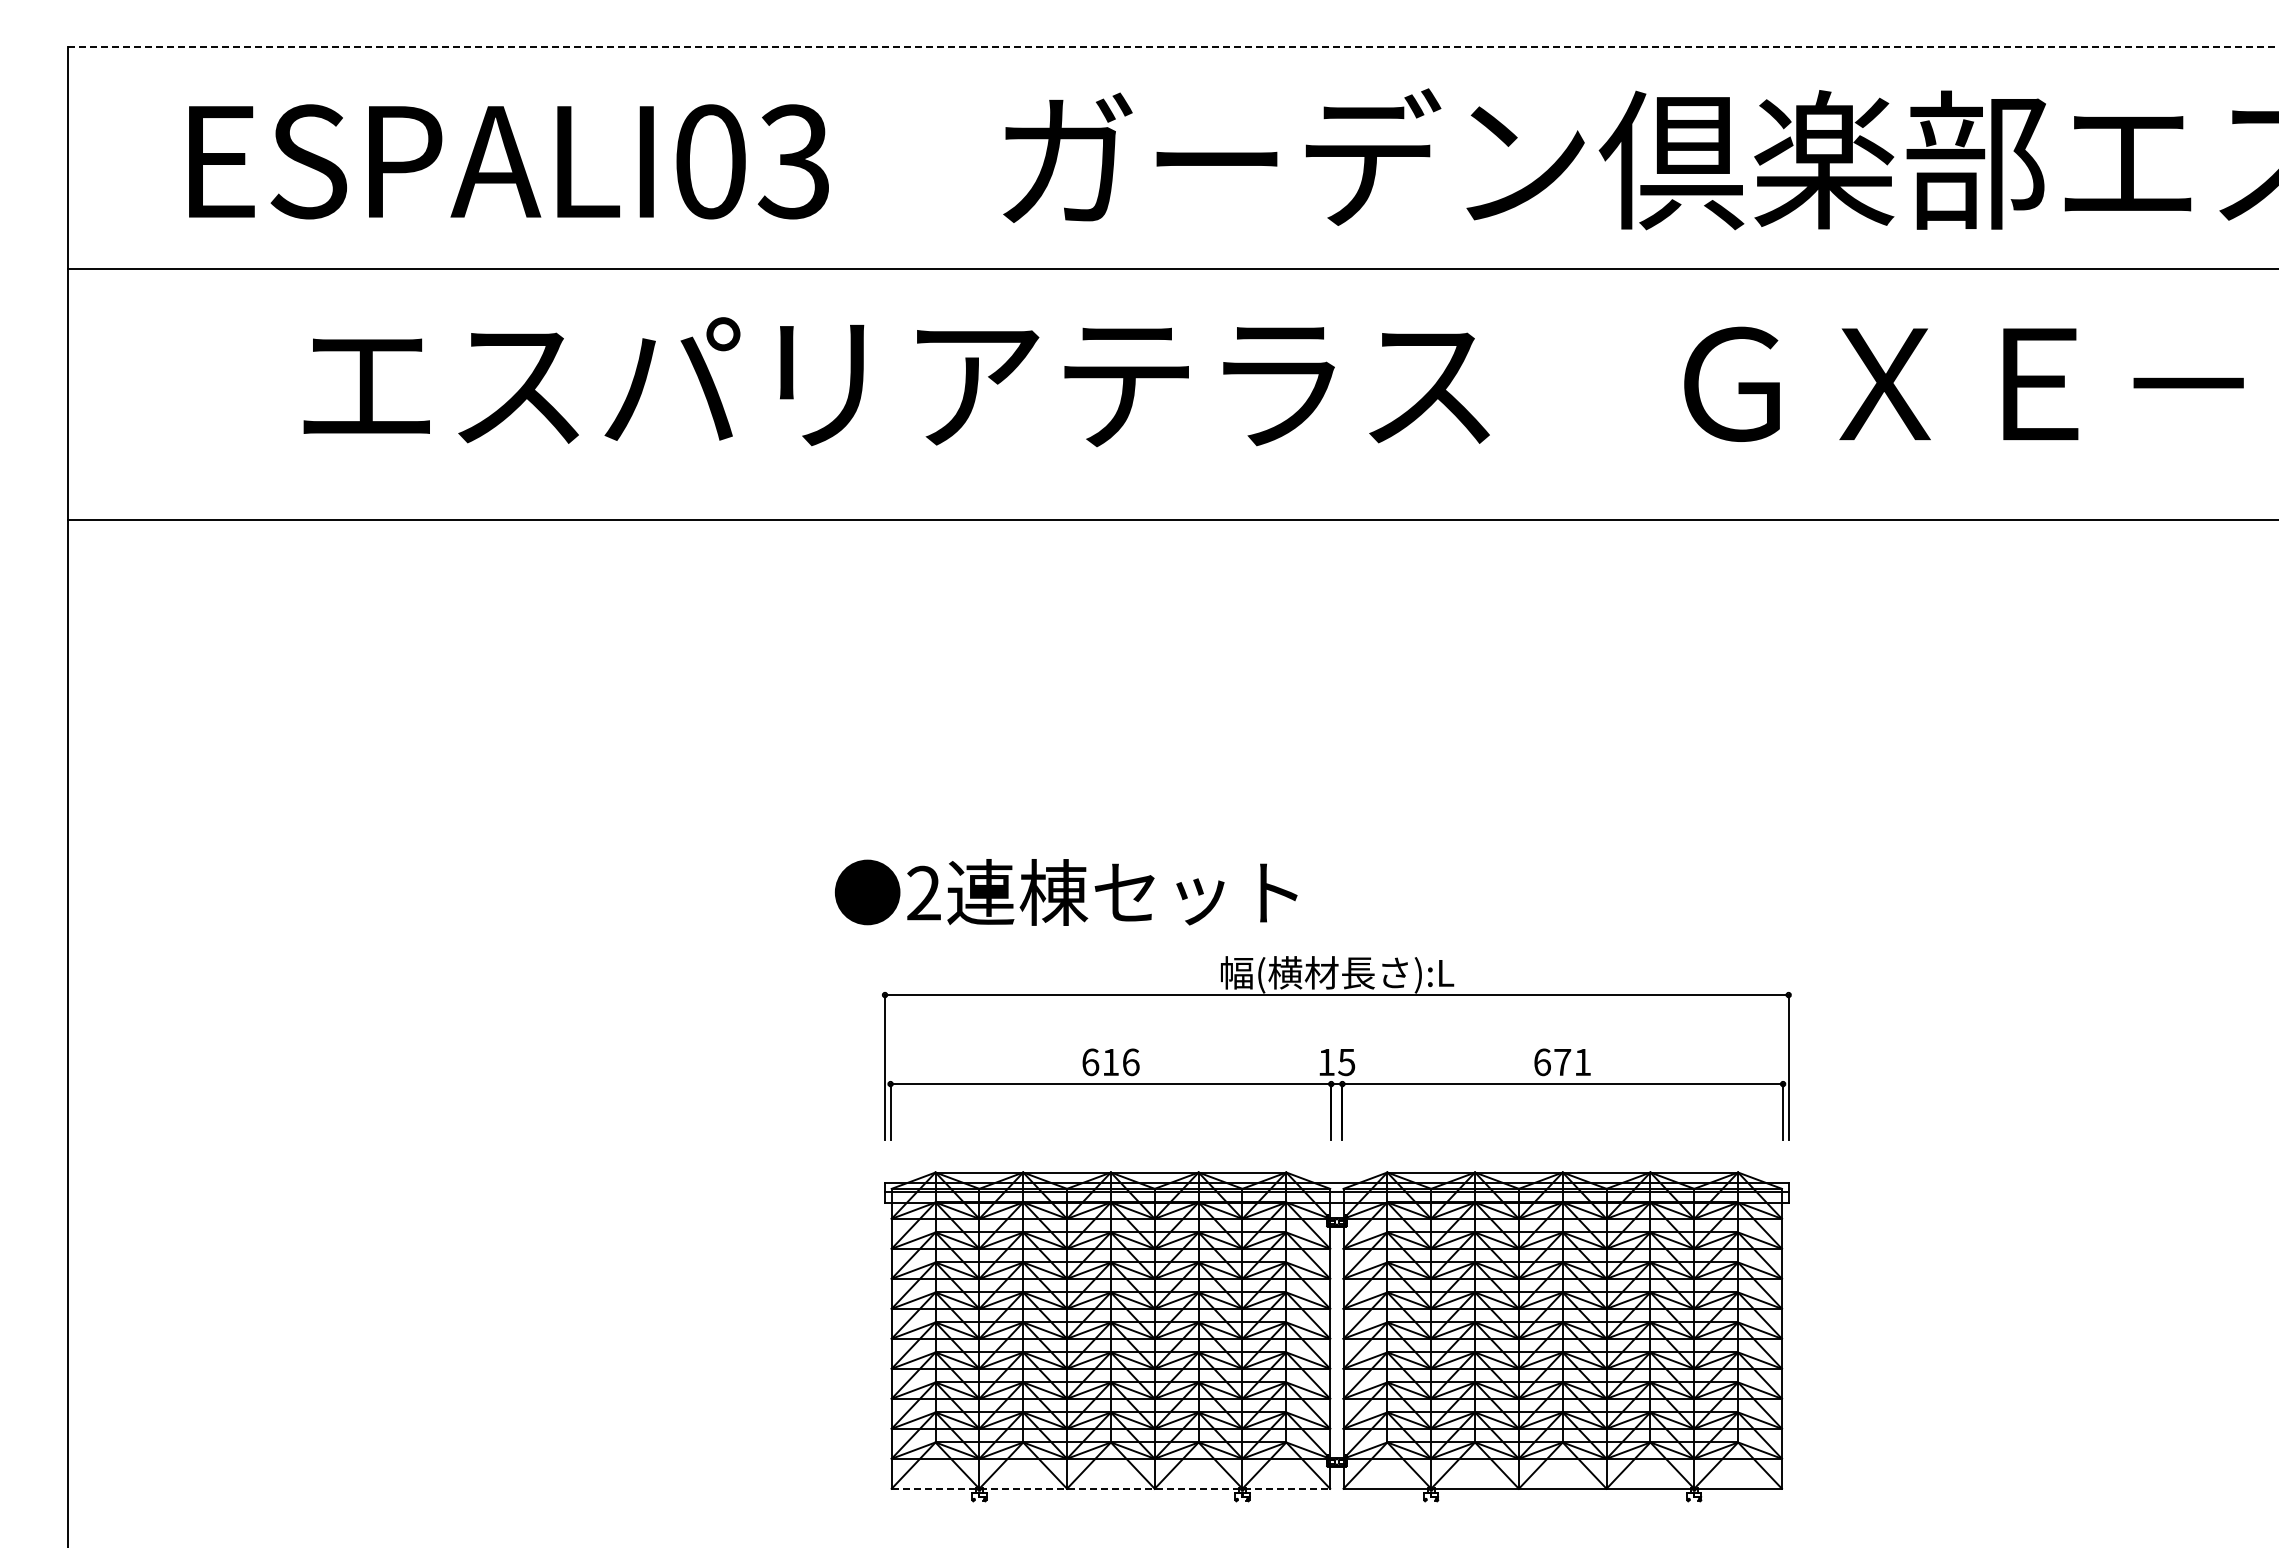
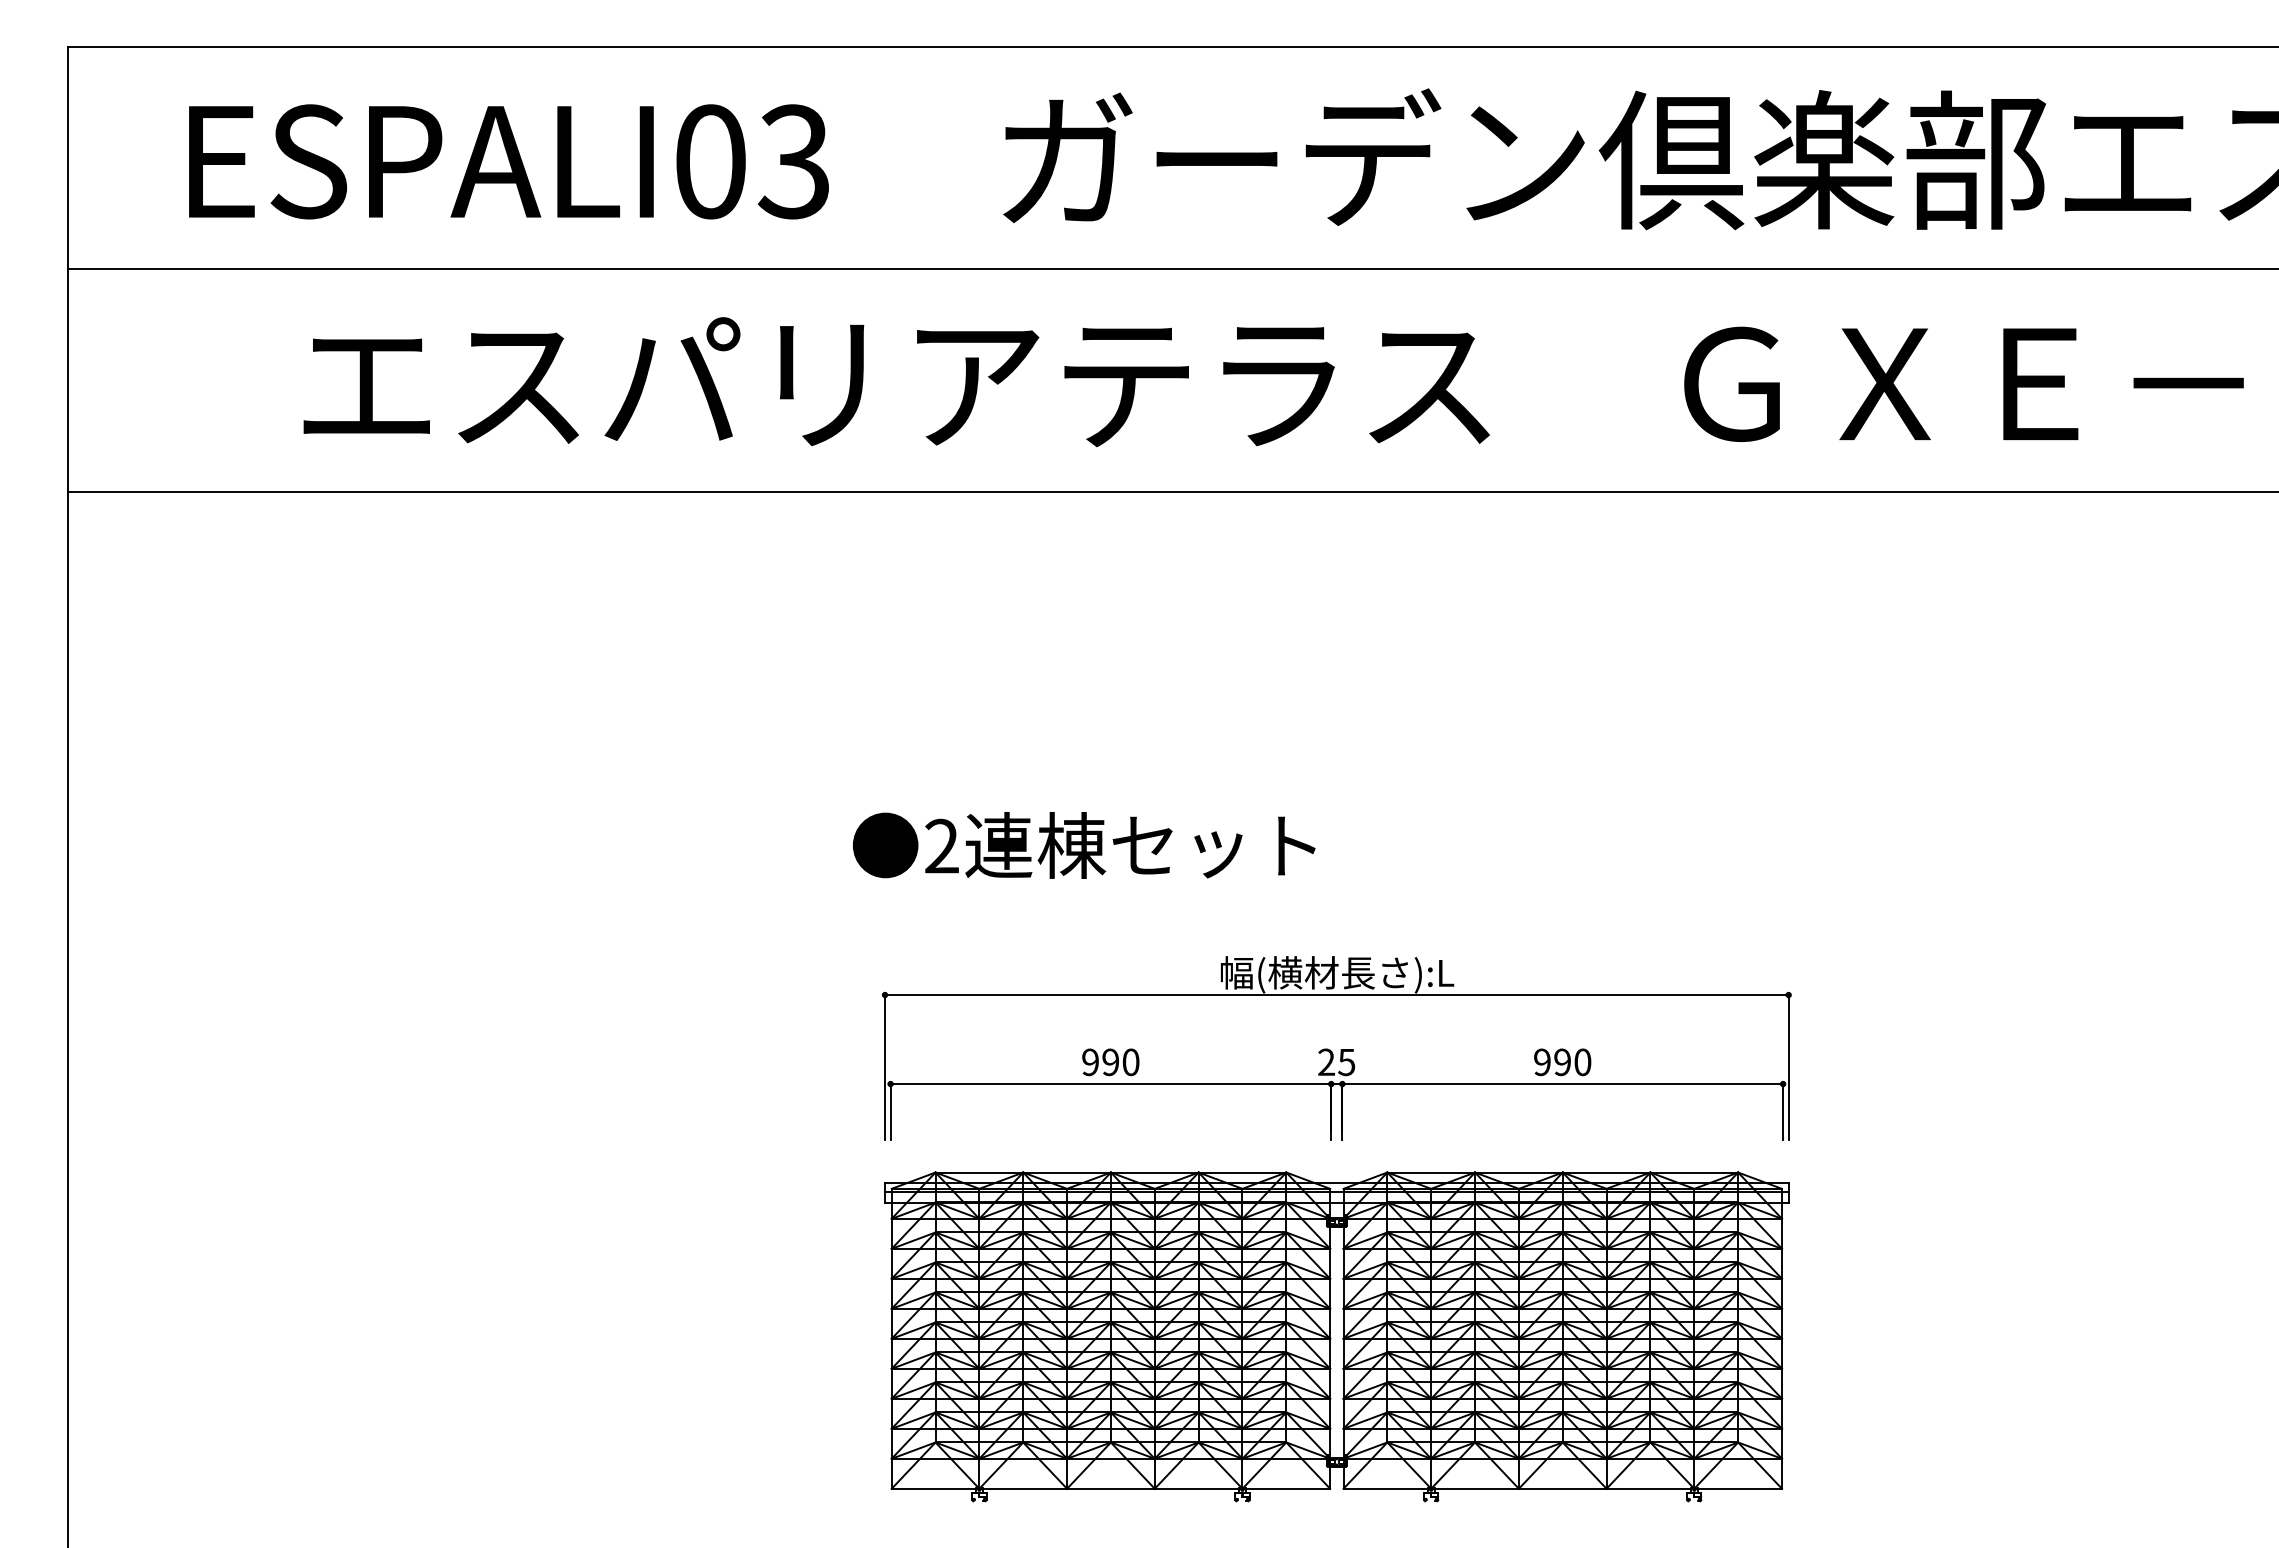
line: dashed -> solid (1173, 46)
line position: (1171, 519) -> (1171, 491) (1171, 491)
text position: (1065, 892) -> (1083, 845) (1083, 845)
text: 15 -> 25 (1326, 1061)
text: 616 -> 990 (1110, 1062)
text: 671 -> 990 (1562, 1062)
line: dashed -> solid (1111, 1488)
